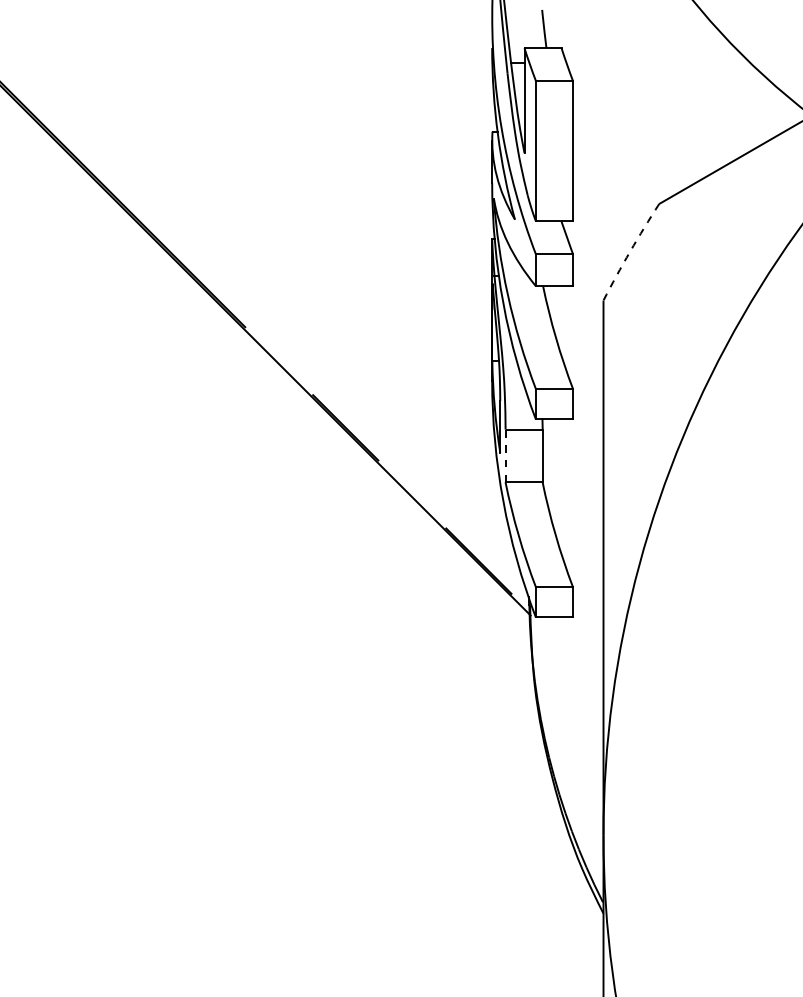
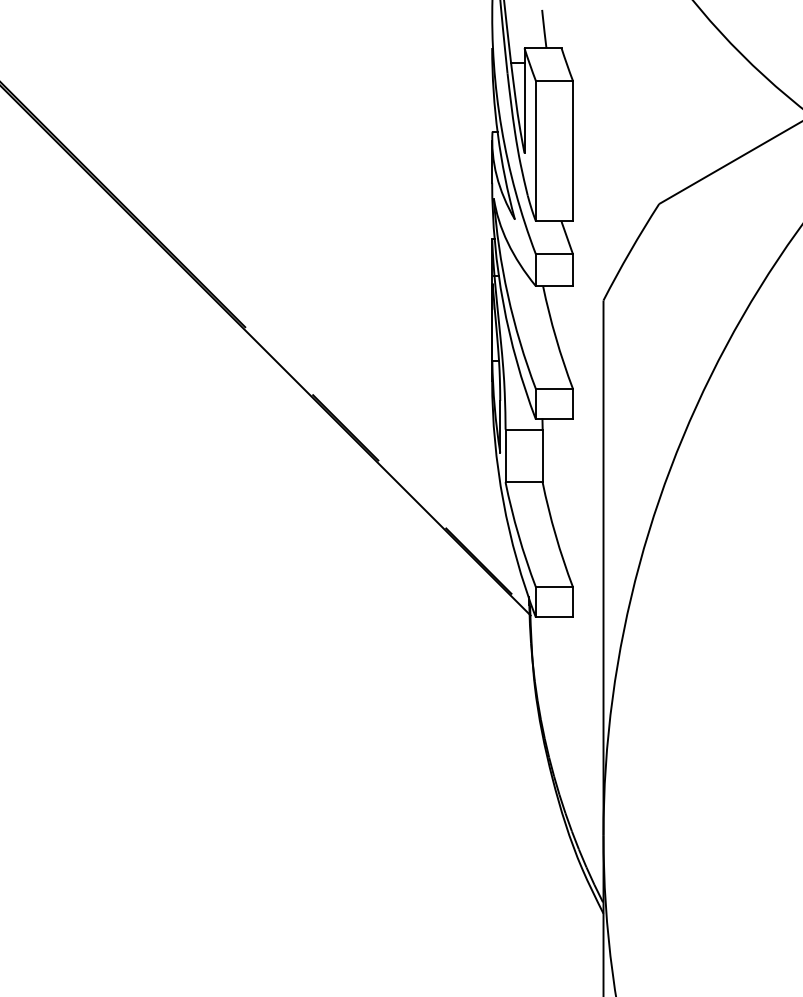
arc: dashed -> solid (630, 251)
line: dashed -> solid (505, 455)
